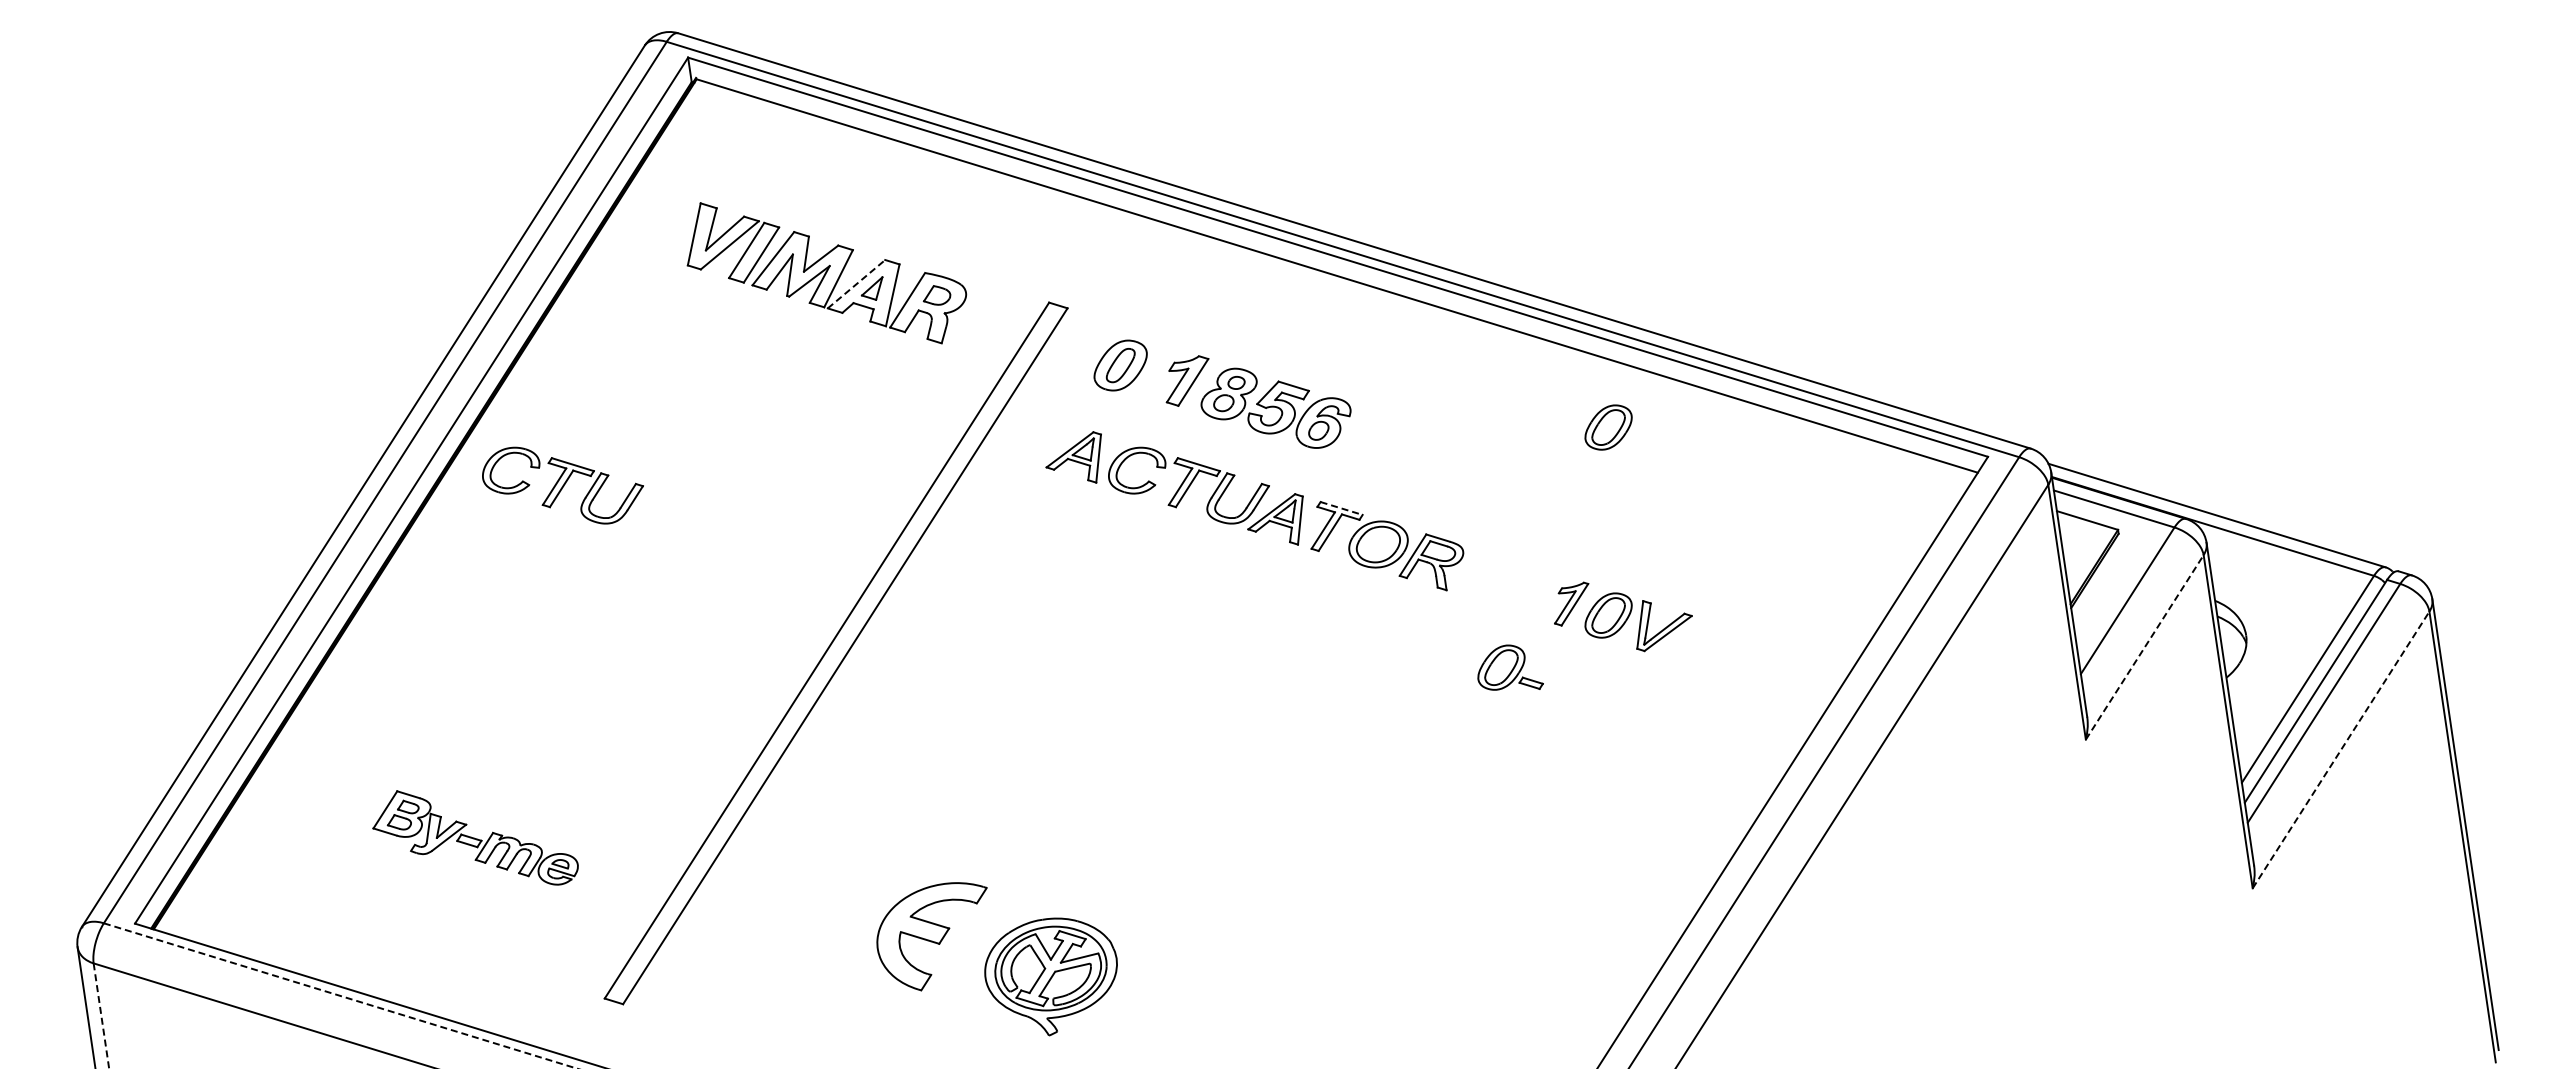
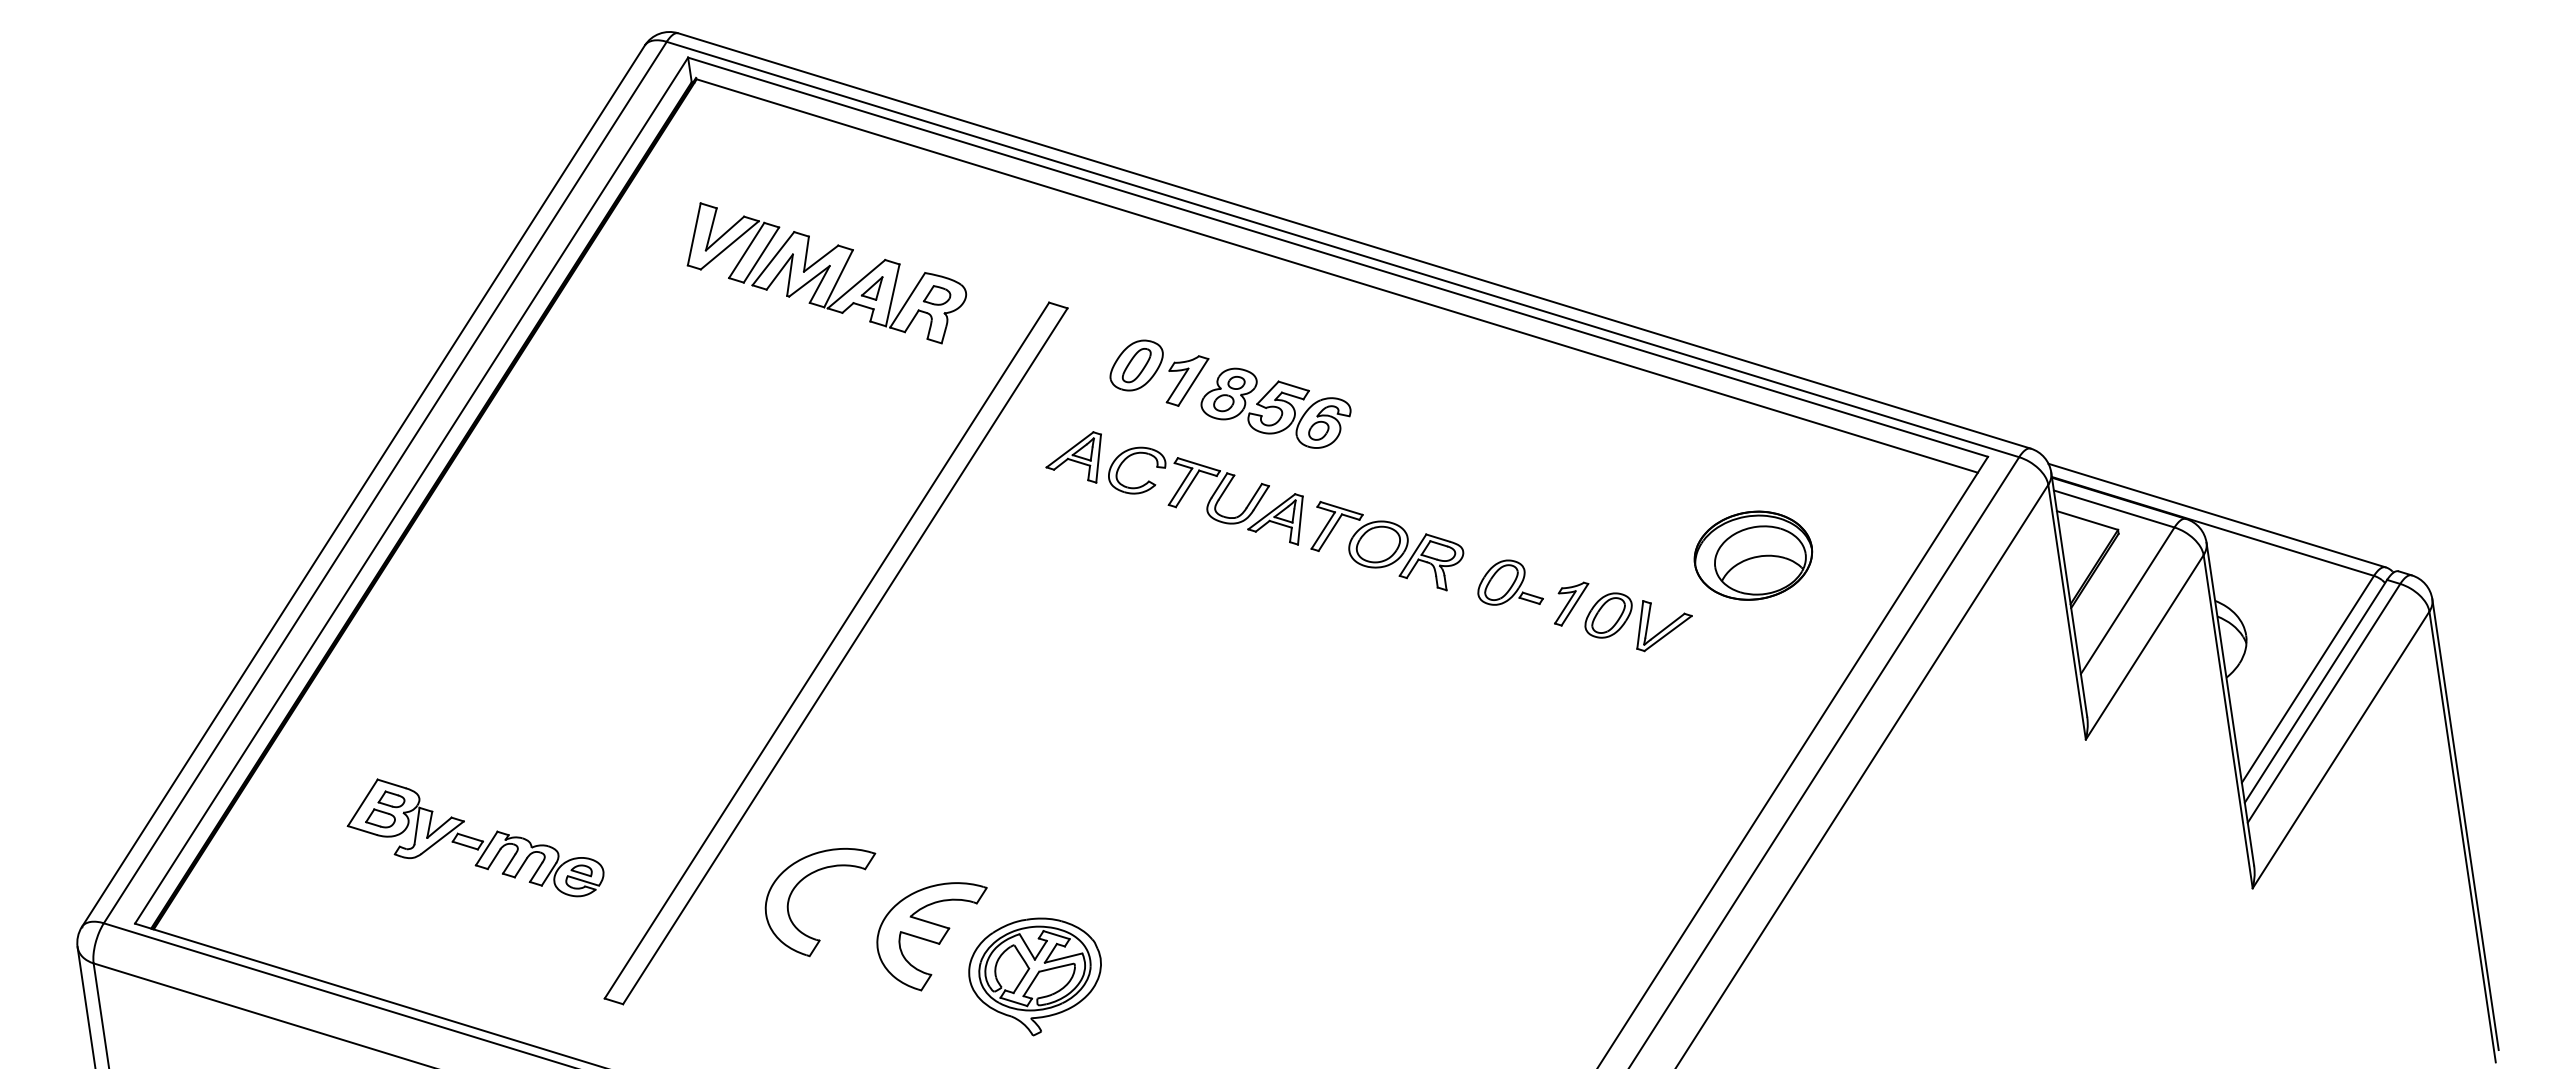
line: dashed -> solid (856, 284)
part position: (1120, 365) -> (1136, 365) (1136, 365)
part: present -> none (1608, 427)
part: present -> none (562, 485)
line: dashed -> solid (1341, 508)
part: none -> present (1753, 555)
line: dashed -> solid (2145, 646)
part position: (1510, 667) -> (1510, 582) (1510, 582)
line: dashed -> solid (2341, 749)
part size: 207x96 px -> 259x120 px (475, 837)
part: none -> present (800, 882)
part position: (1050, 976) -> (1034, 976) (1034, 976)
line: dashed -> solid (340, 996)
line: dashed -> solid (101, 1015)
